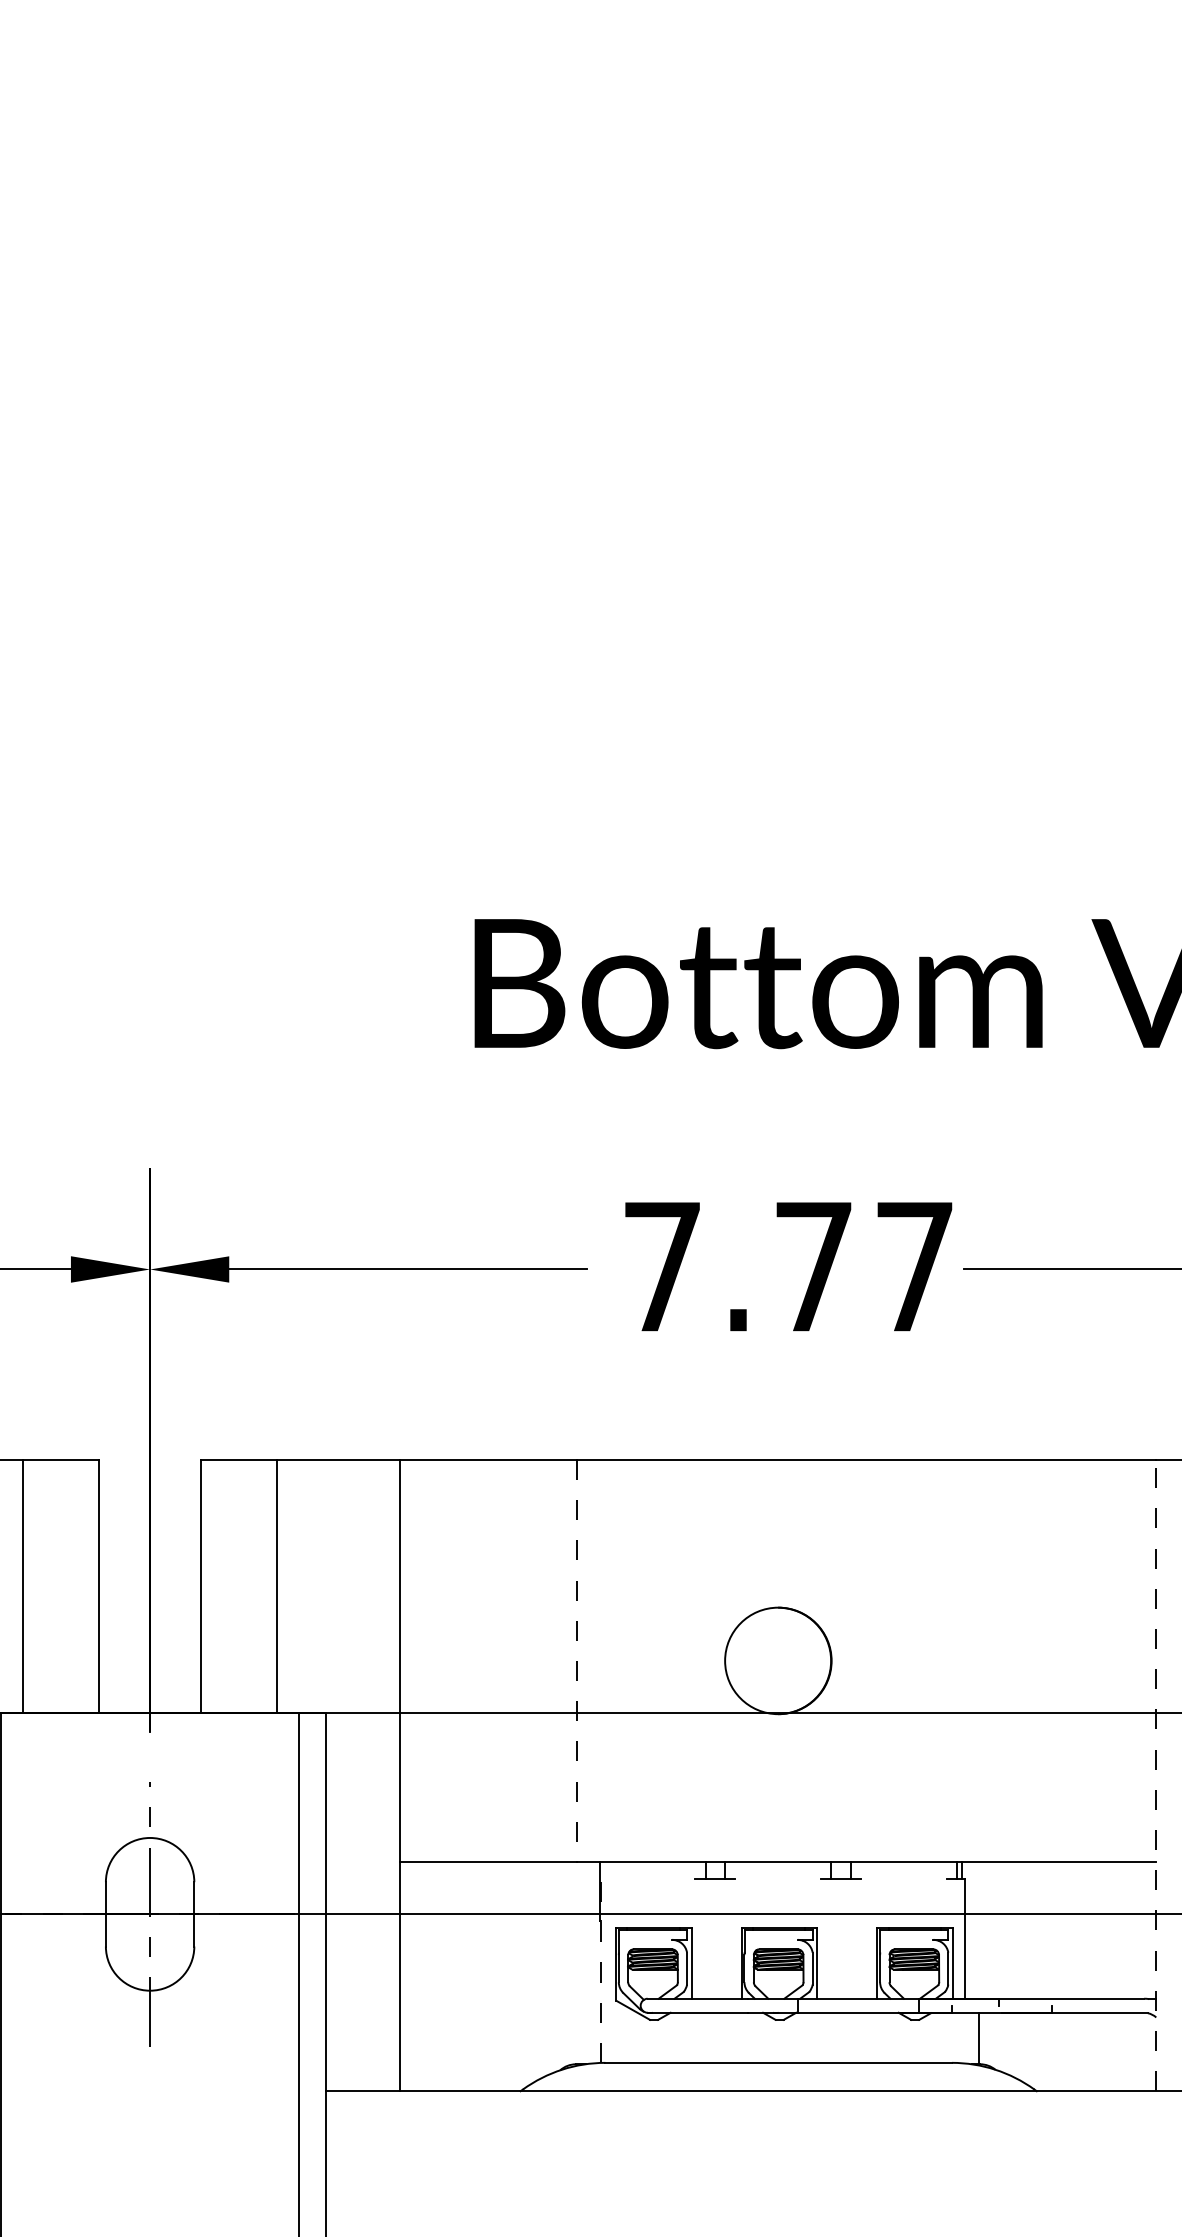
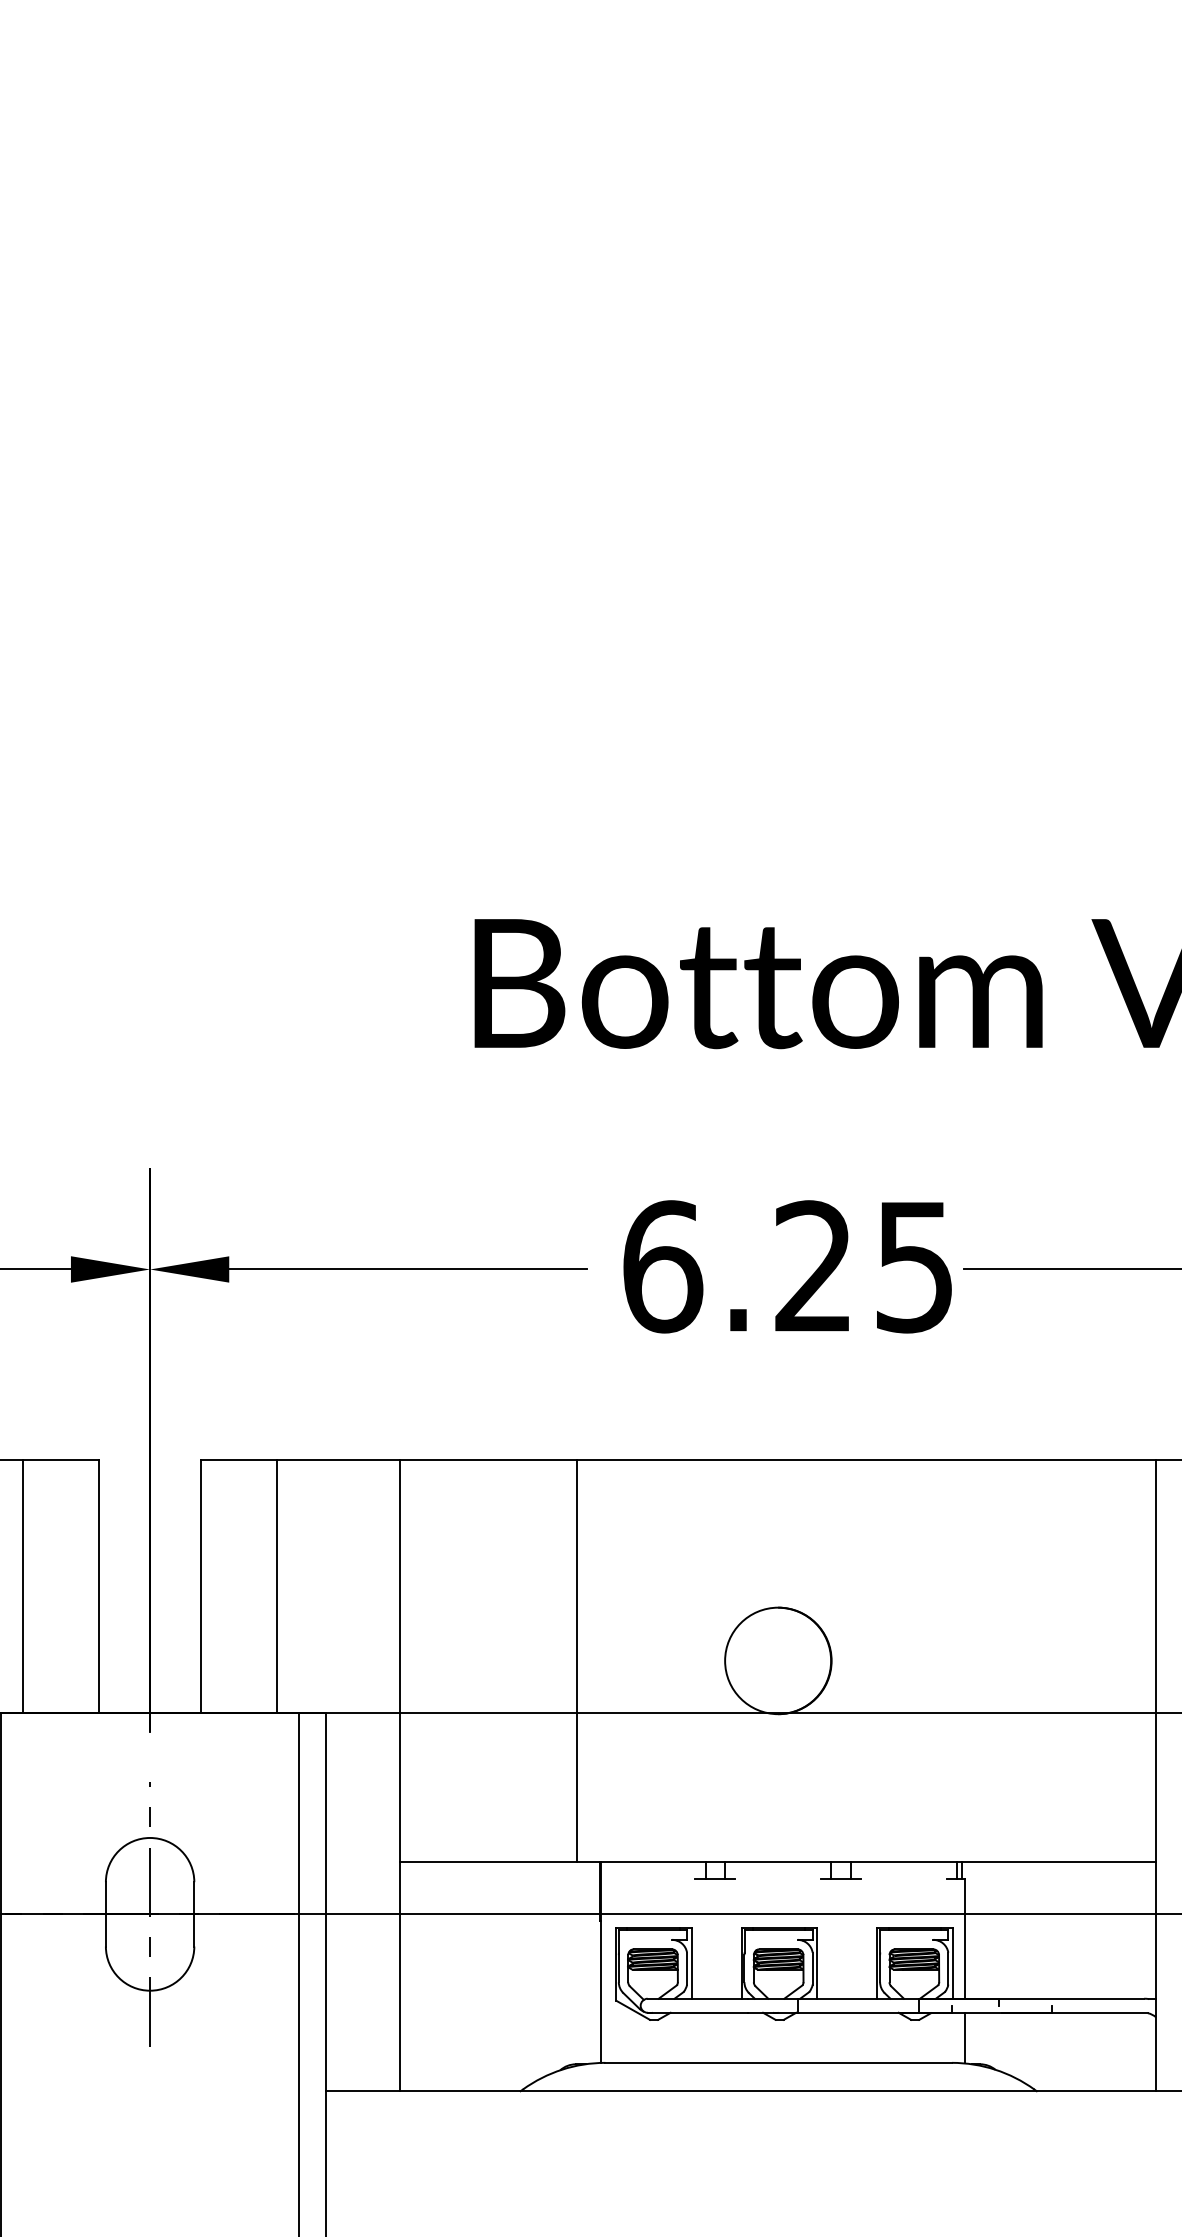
text: 7.77 -> 6.25 (787, 1266)
line: dashed -> solid (577, 1660)
line: dashed -> solid (1156, 1775)
line: dashed -> solid (601, 1962)
line position: (978, 2038) -> (964, 2038) (964, 2038)
